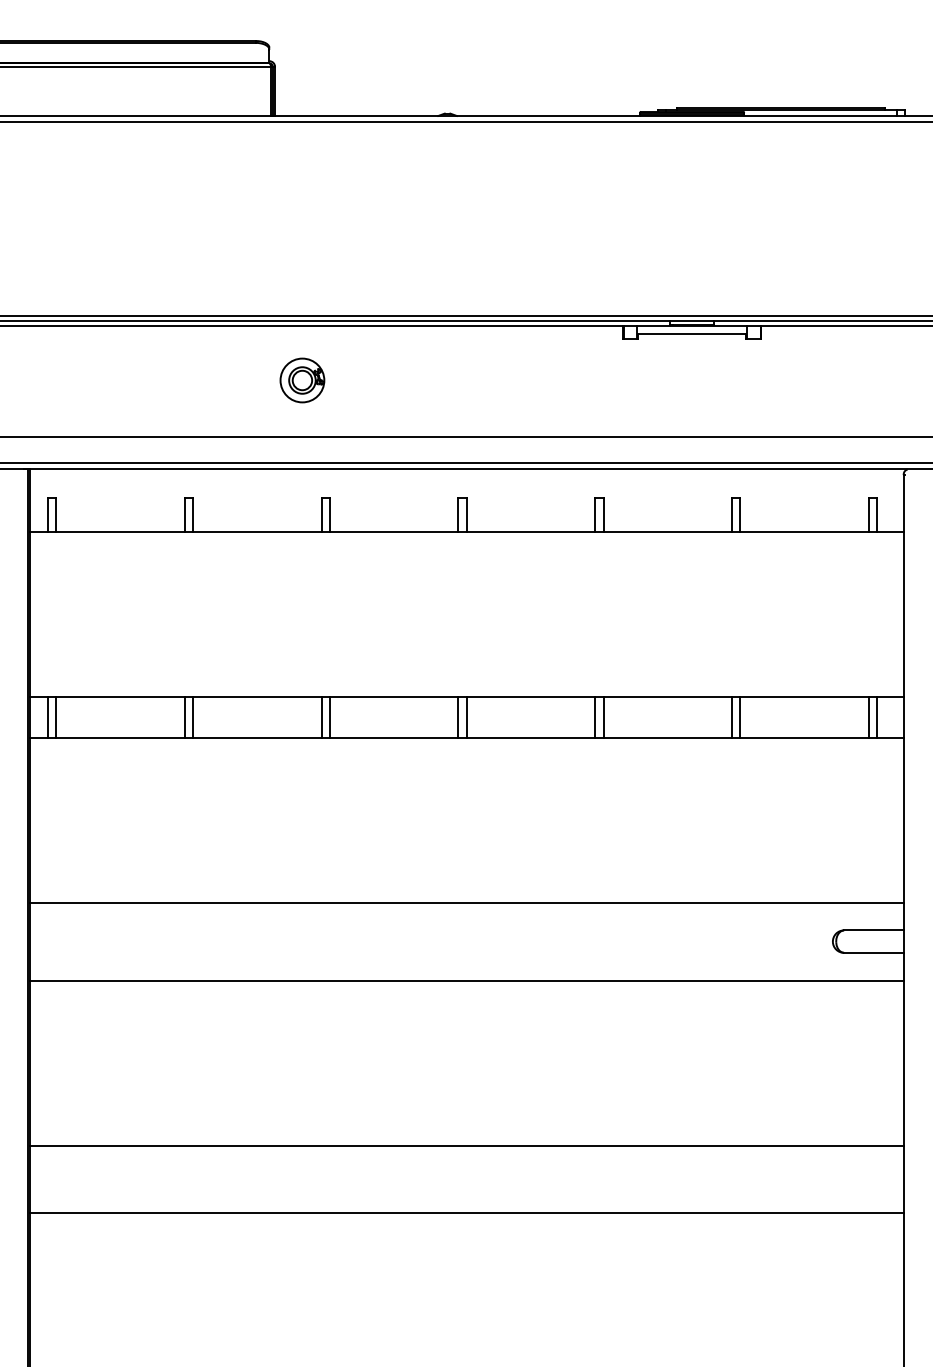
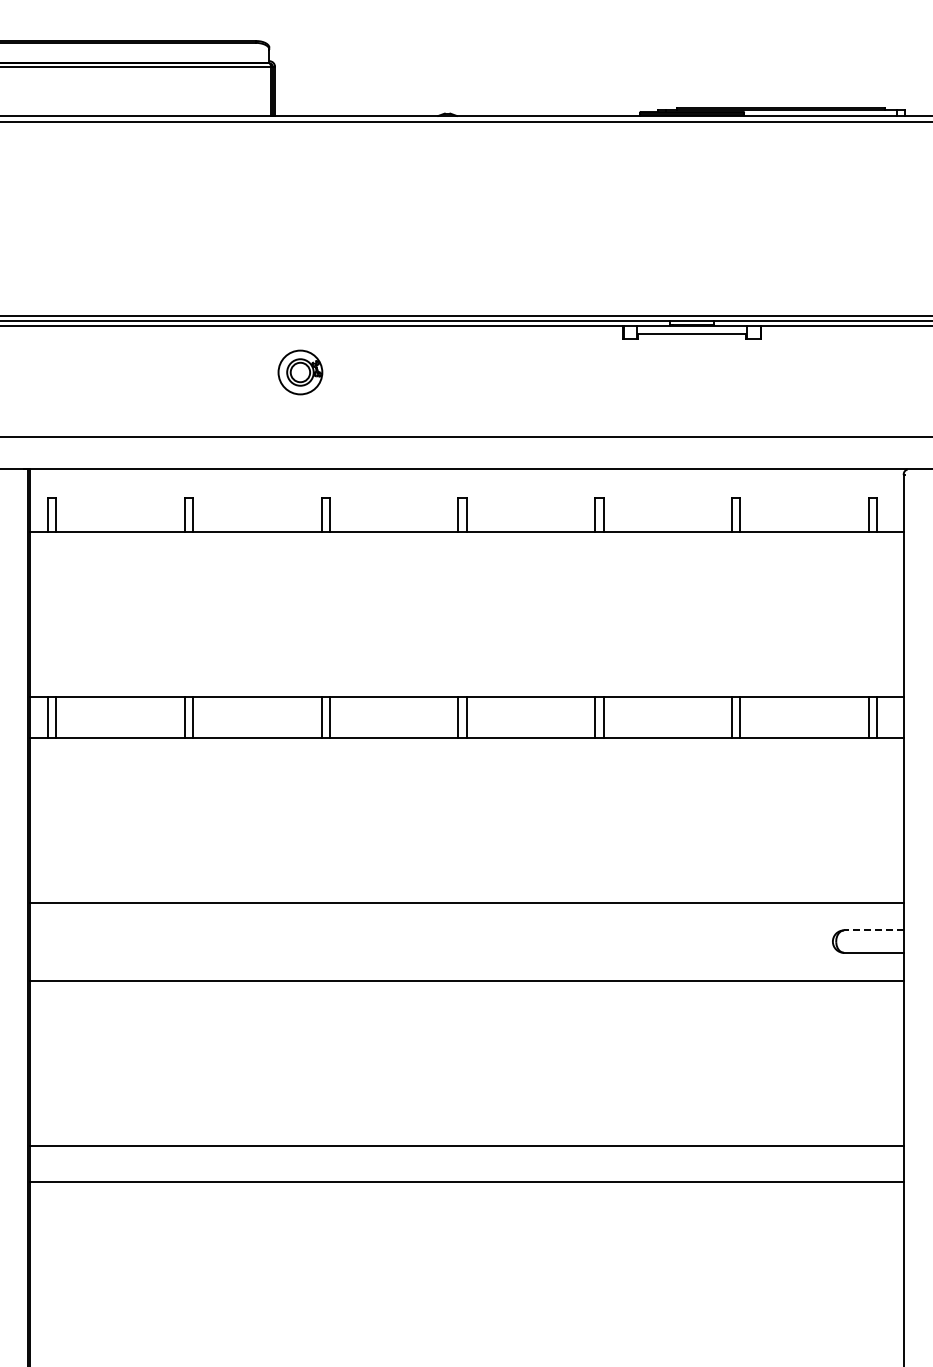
part position: (302, 380) -> (300, 372) (300, 372)
line: present -> none (465, 462)
line: solid -> dashed (873, 930)
line position: (466, 1213) -> (466, 1182) (466, 1182)
